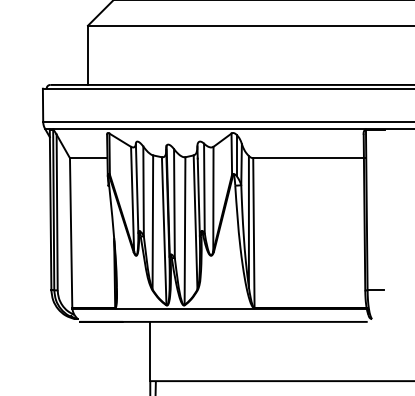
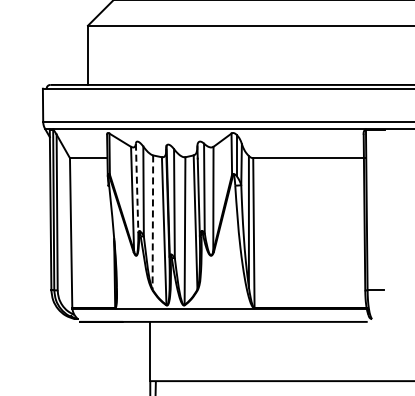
line: solid -> dashed (137, 188)
line: solid -> dashed (152, 223)
